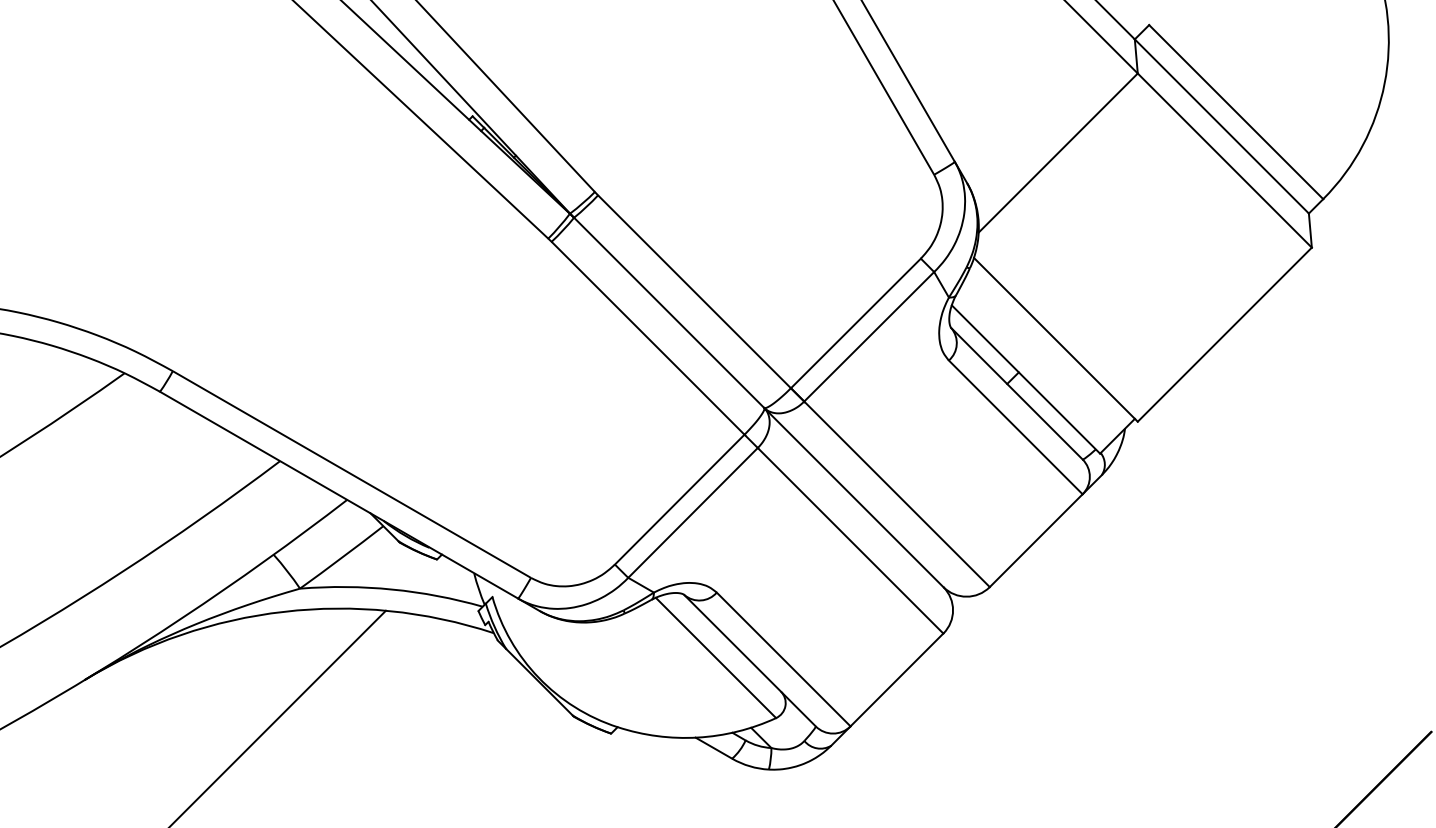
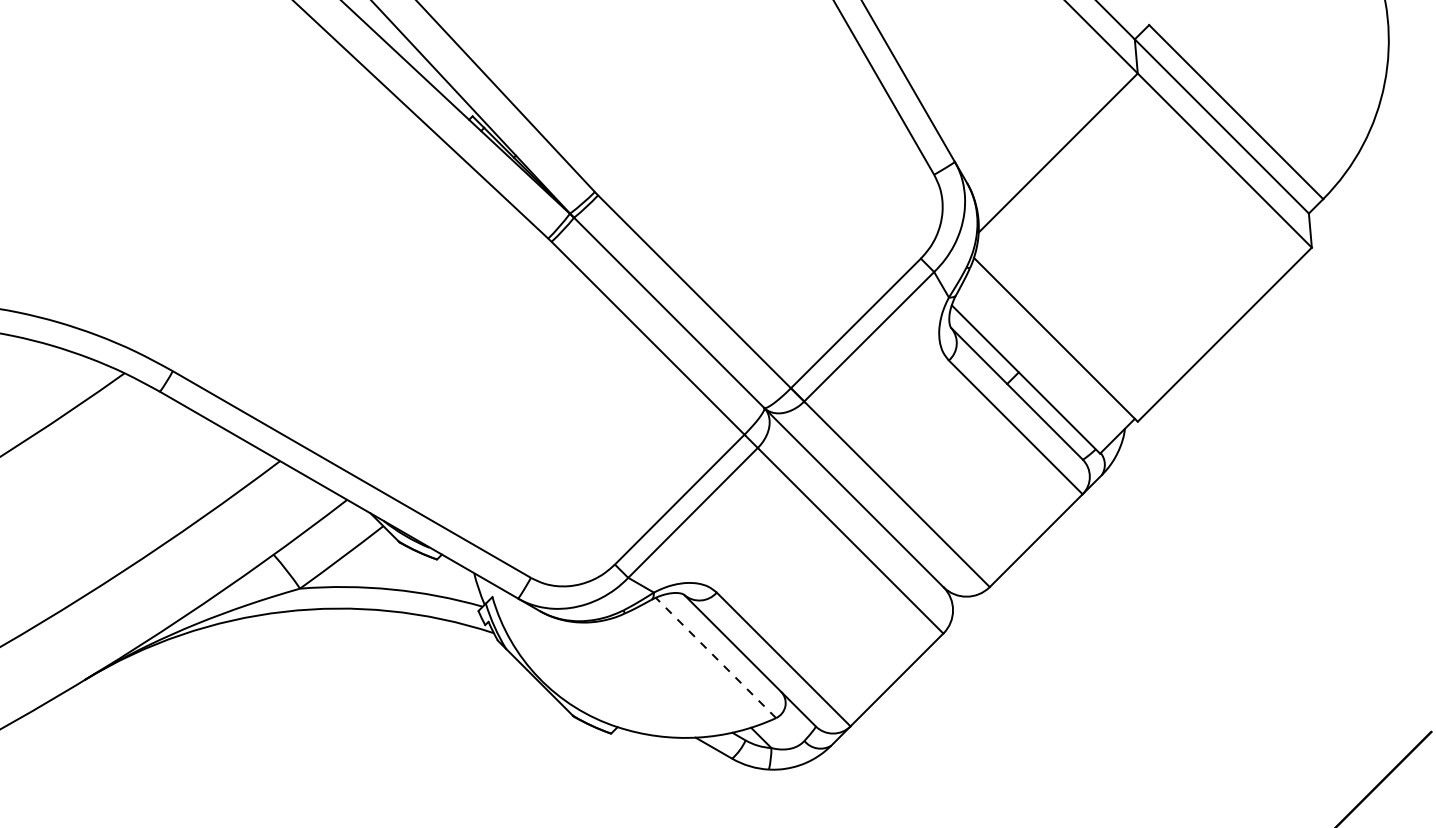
line: solid -> dashed (715, 657)
line: present -> none (278, 717)
